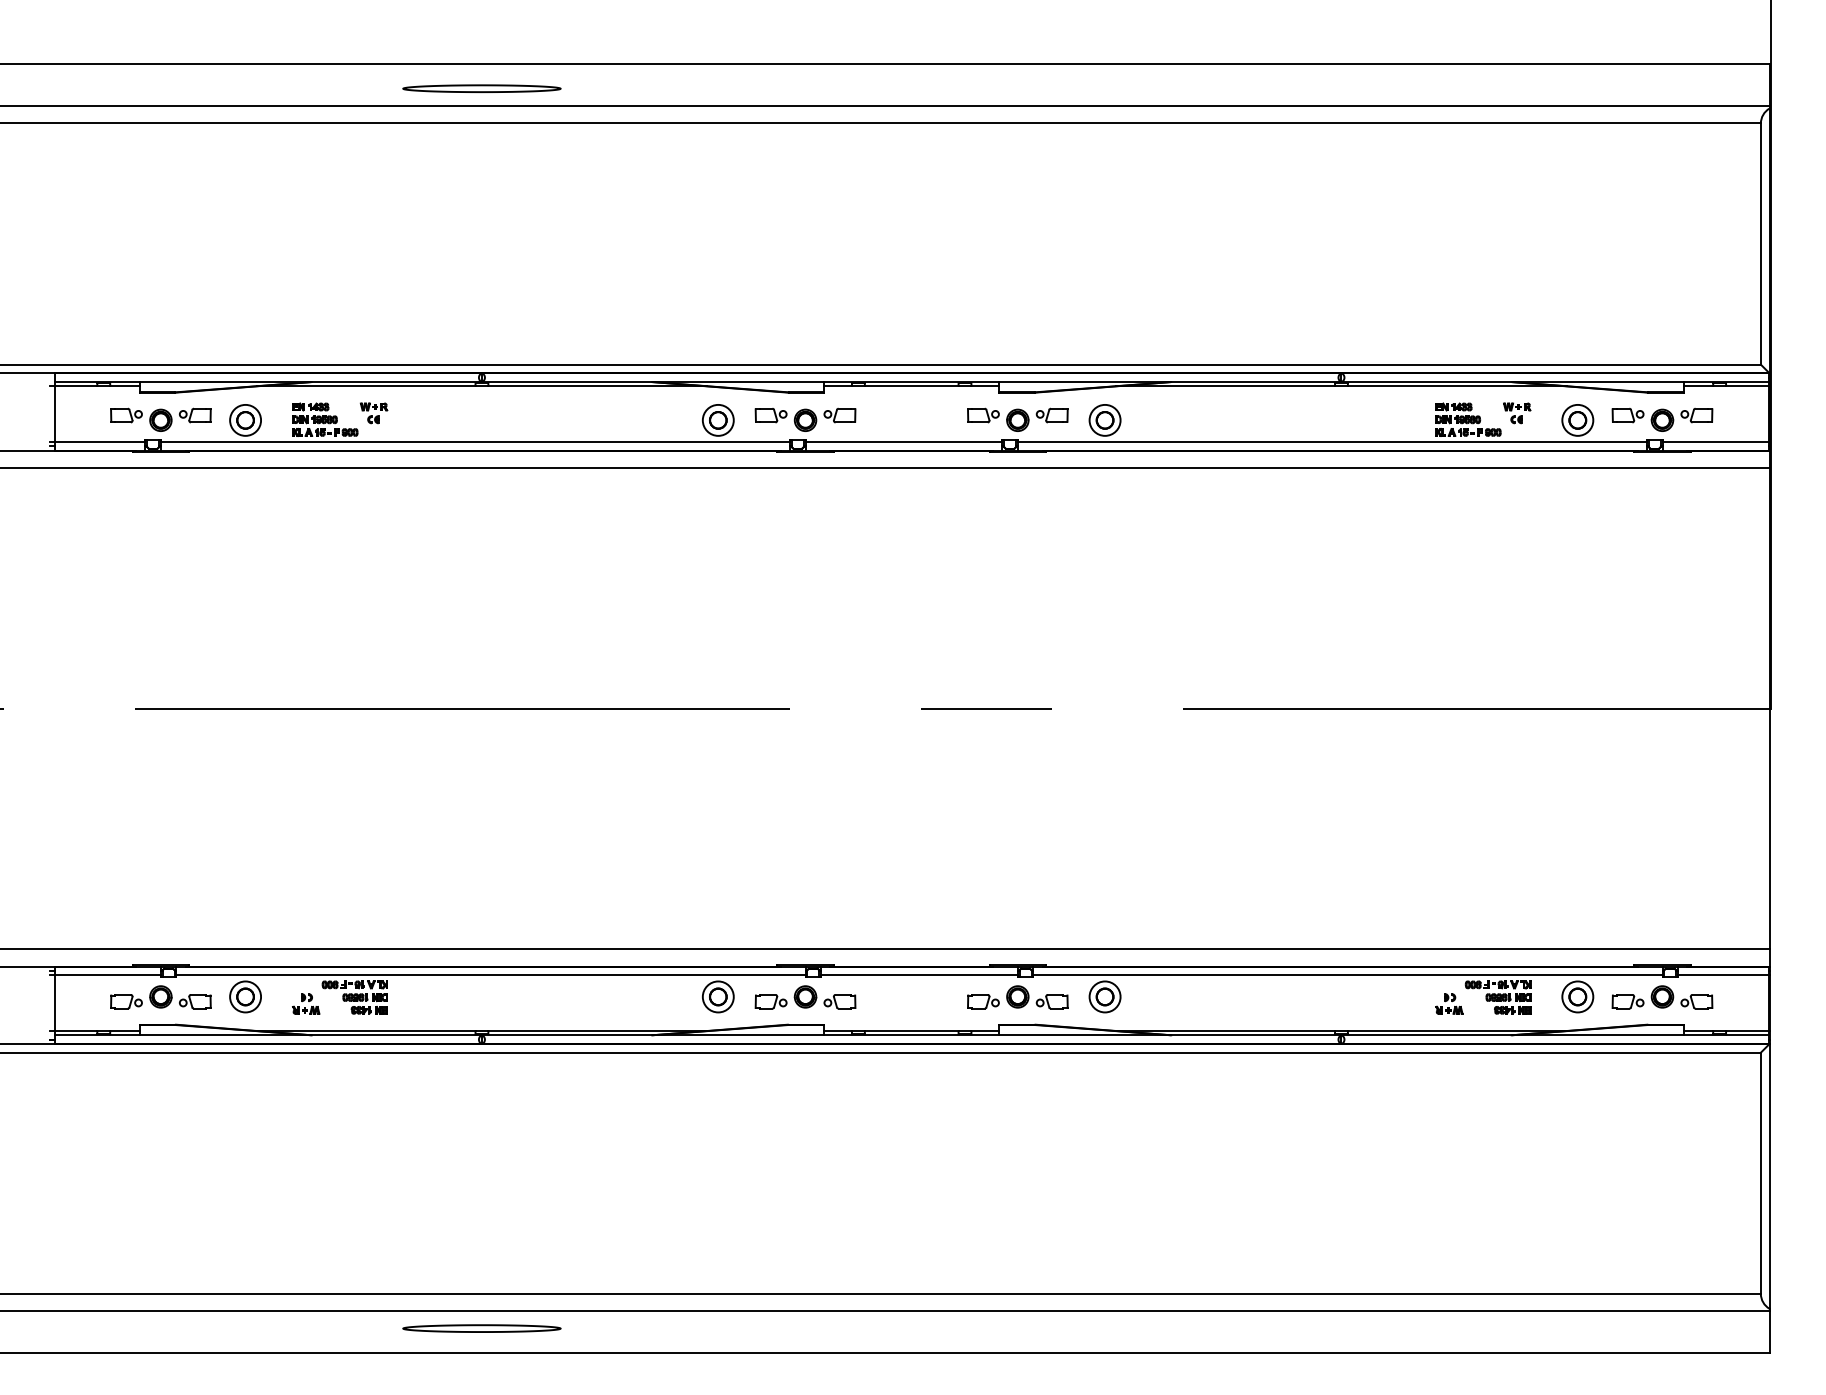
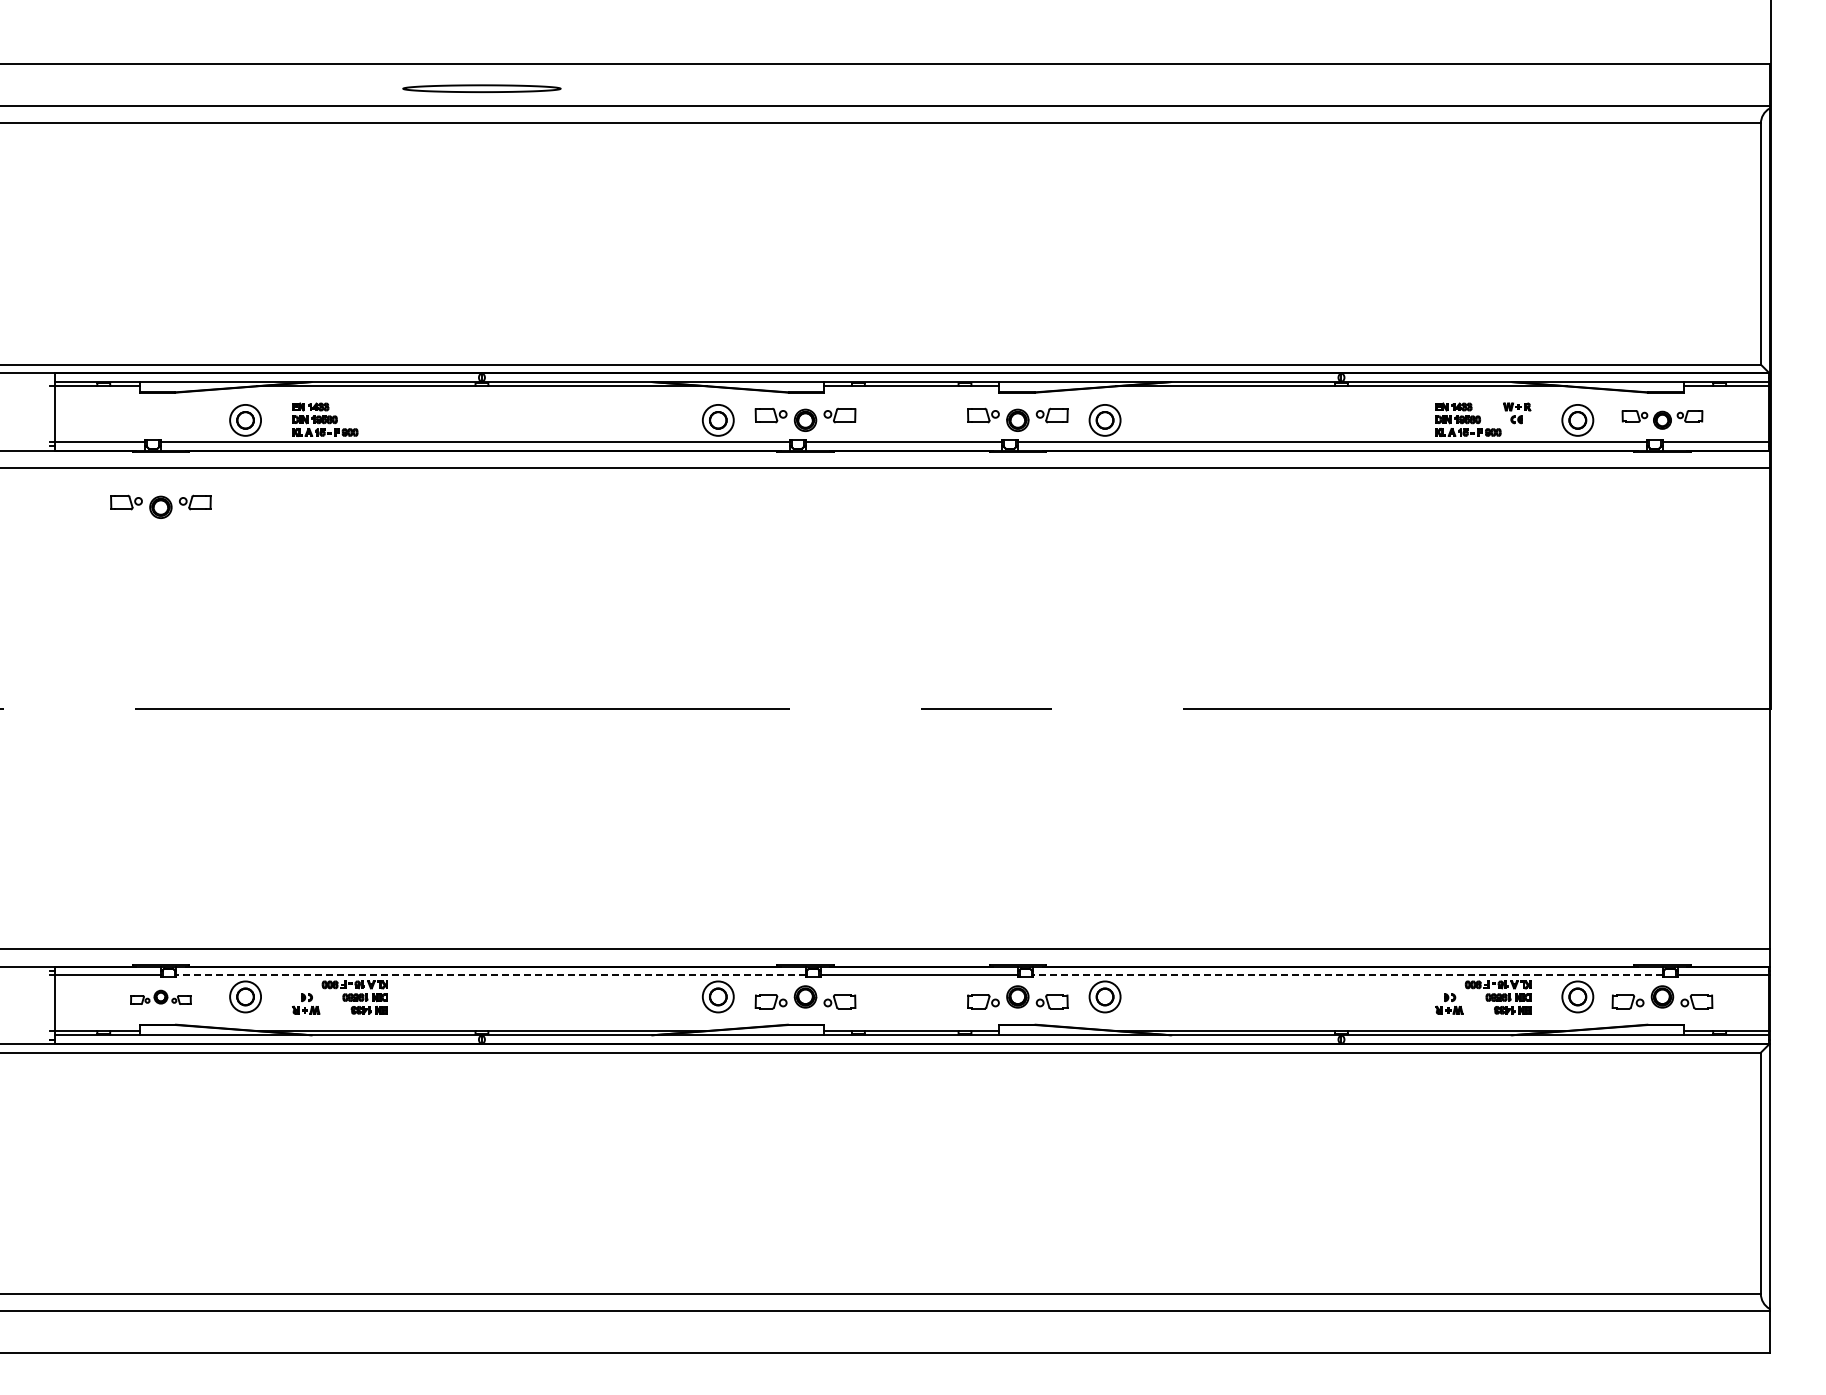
part: present -> none (373, 413)
part position: (160, 419) -> (160, 506) (160, 506)
part size: 103x24 px -> 83x20 px (1662, 419)
line: solid -> dashed (490, 975)
line: solid -> dashed (1347, 975)
part size: 102x25 px -> 62x16 px (160, 996)
part: present -> none (481, 1328)
